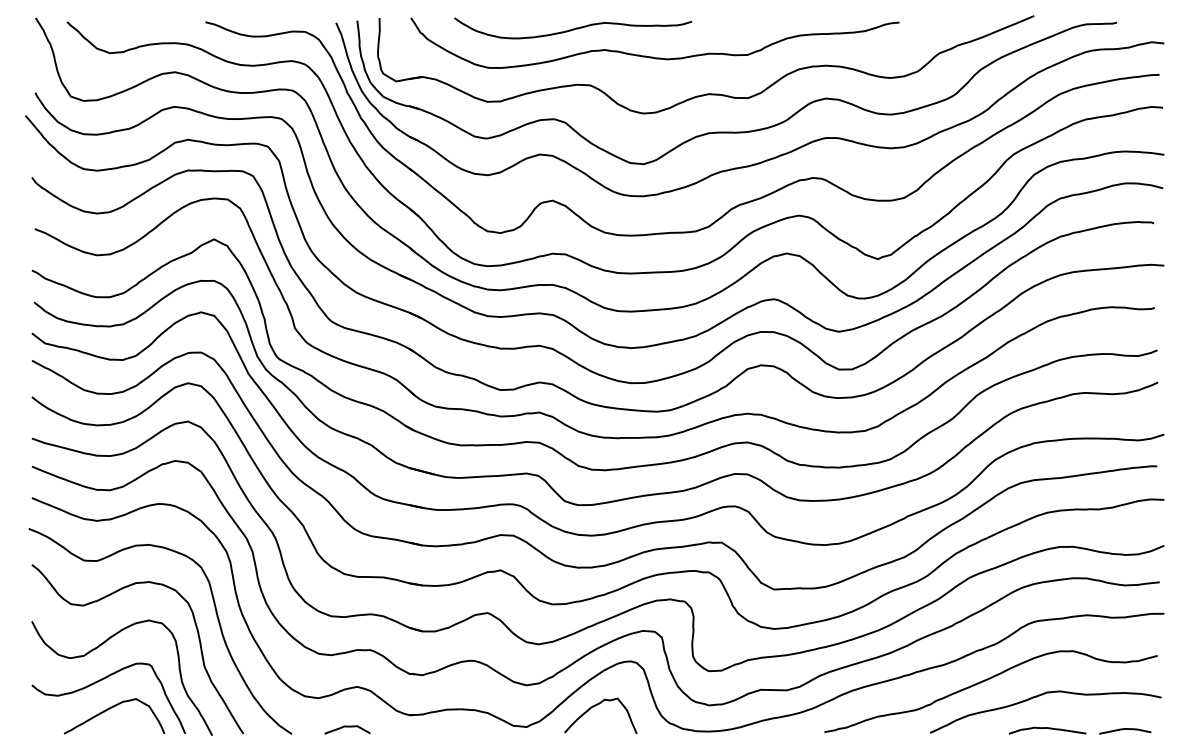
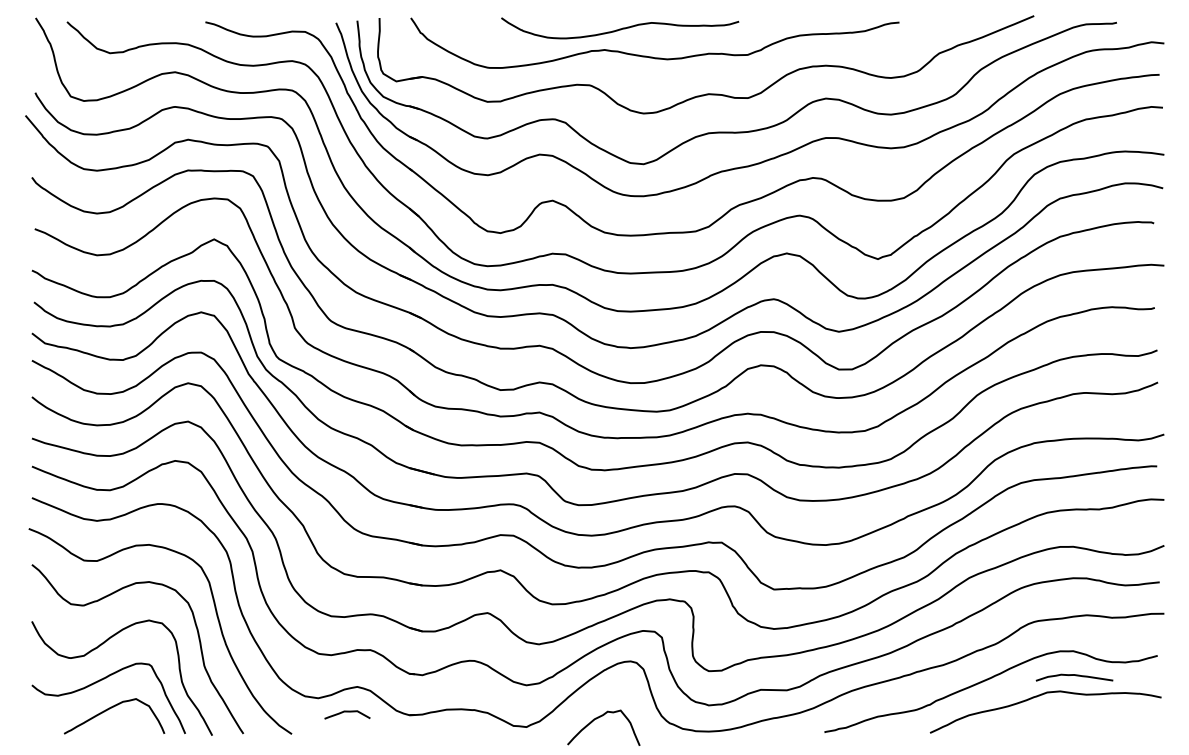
curve position: (573, 28) -> (620, 28) (620, 28)
curve position: (595, 706) -> (598, 718) (598, 718)
curve position: (347, 727) -> (347, 712) (347, 712)
curve position: (1048, 729) -> (1075, 676) (1075, 676)
curve: present -> none (1125, 729)
